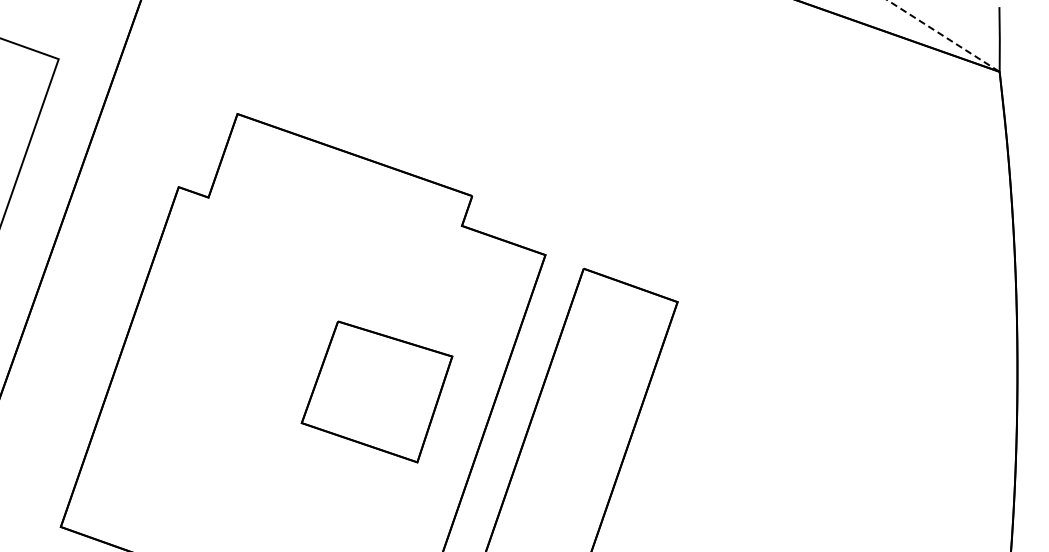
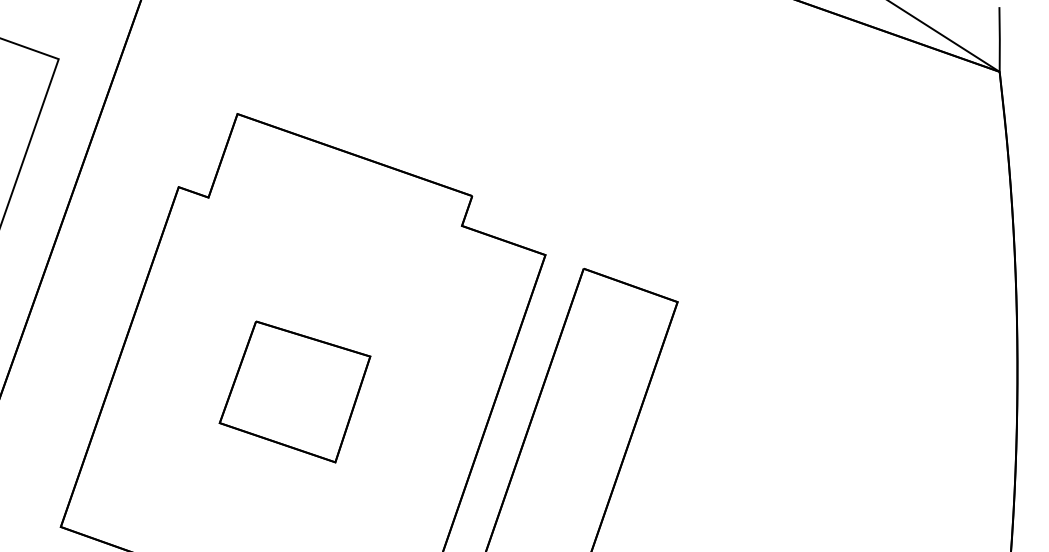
line: dashed -> solid (944, 36)
part position: (376, 391) -> (294, 391) (294, 391)
